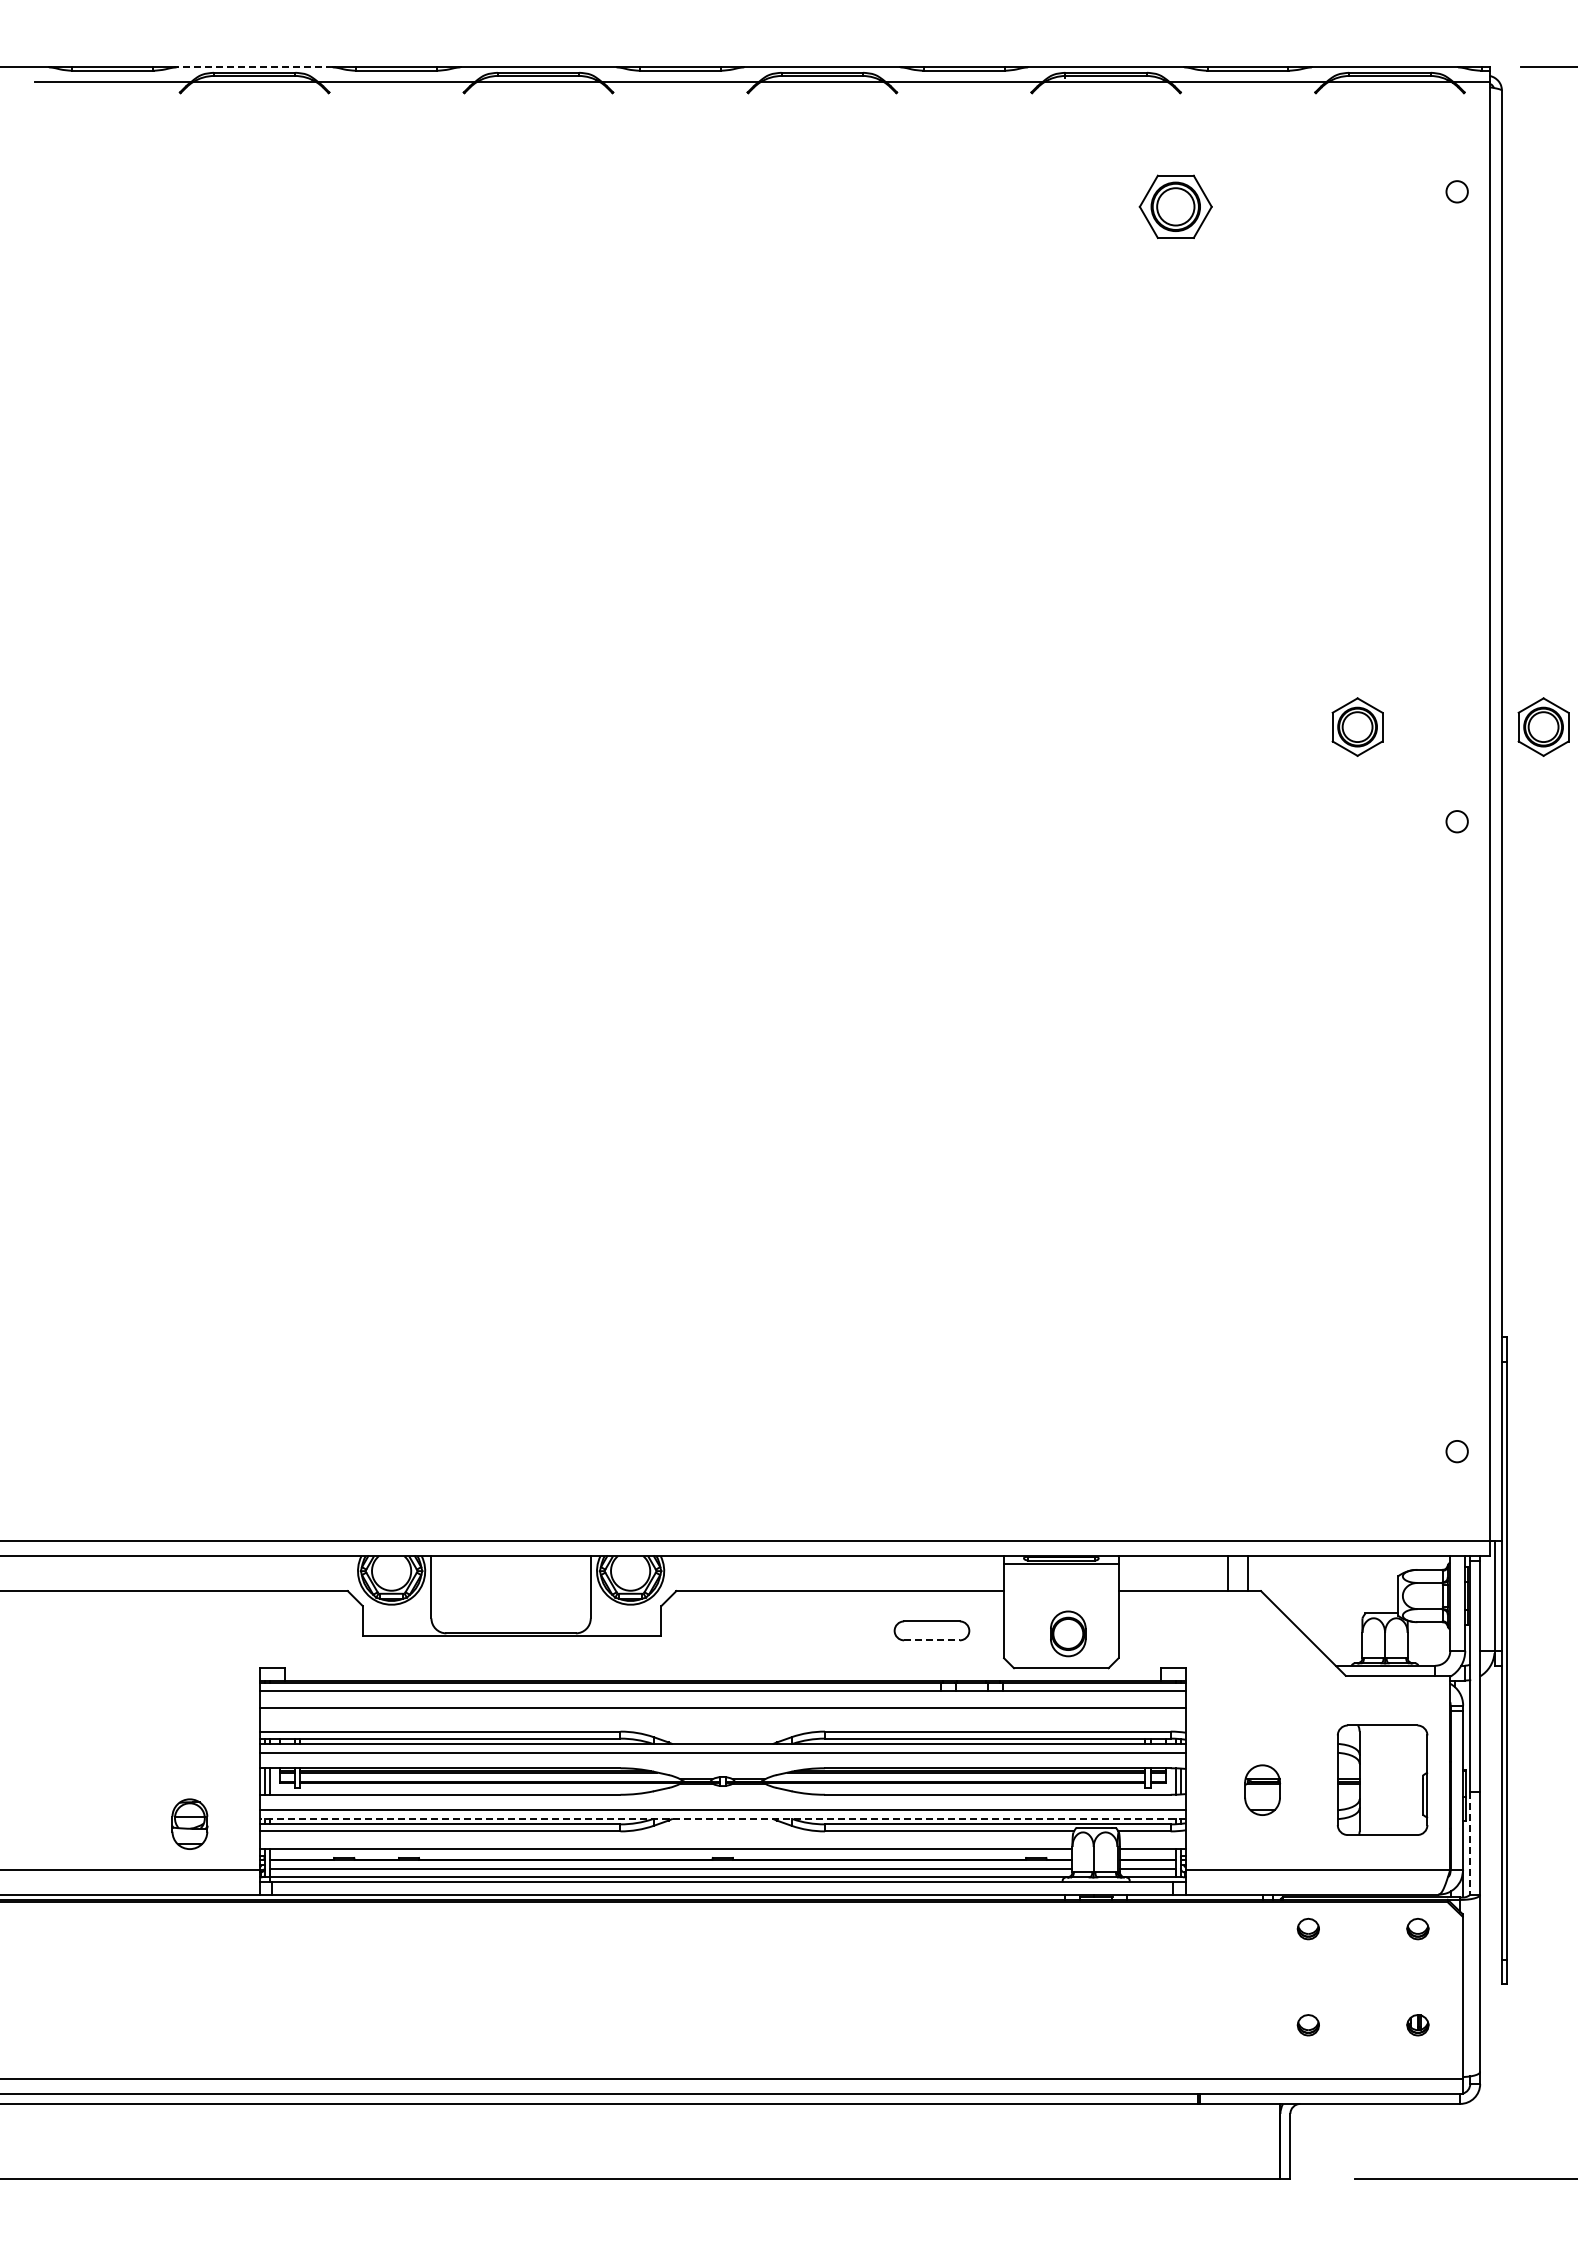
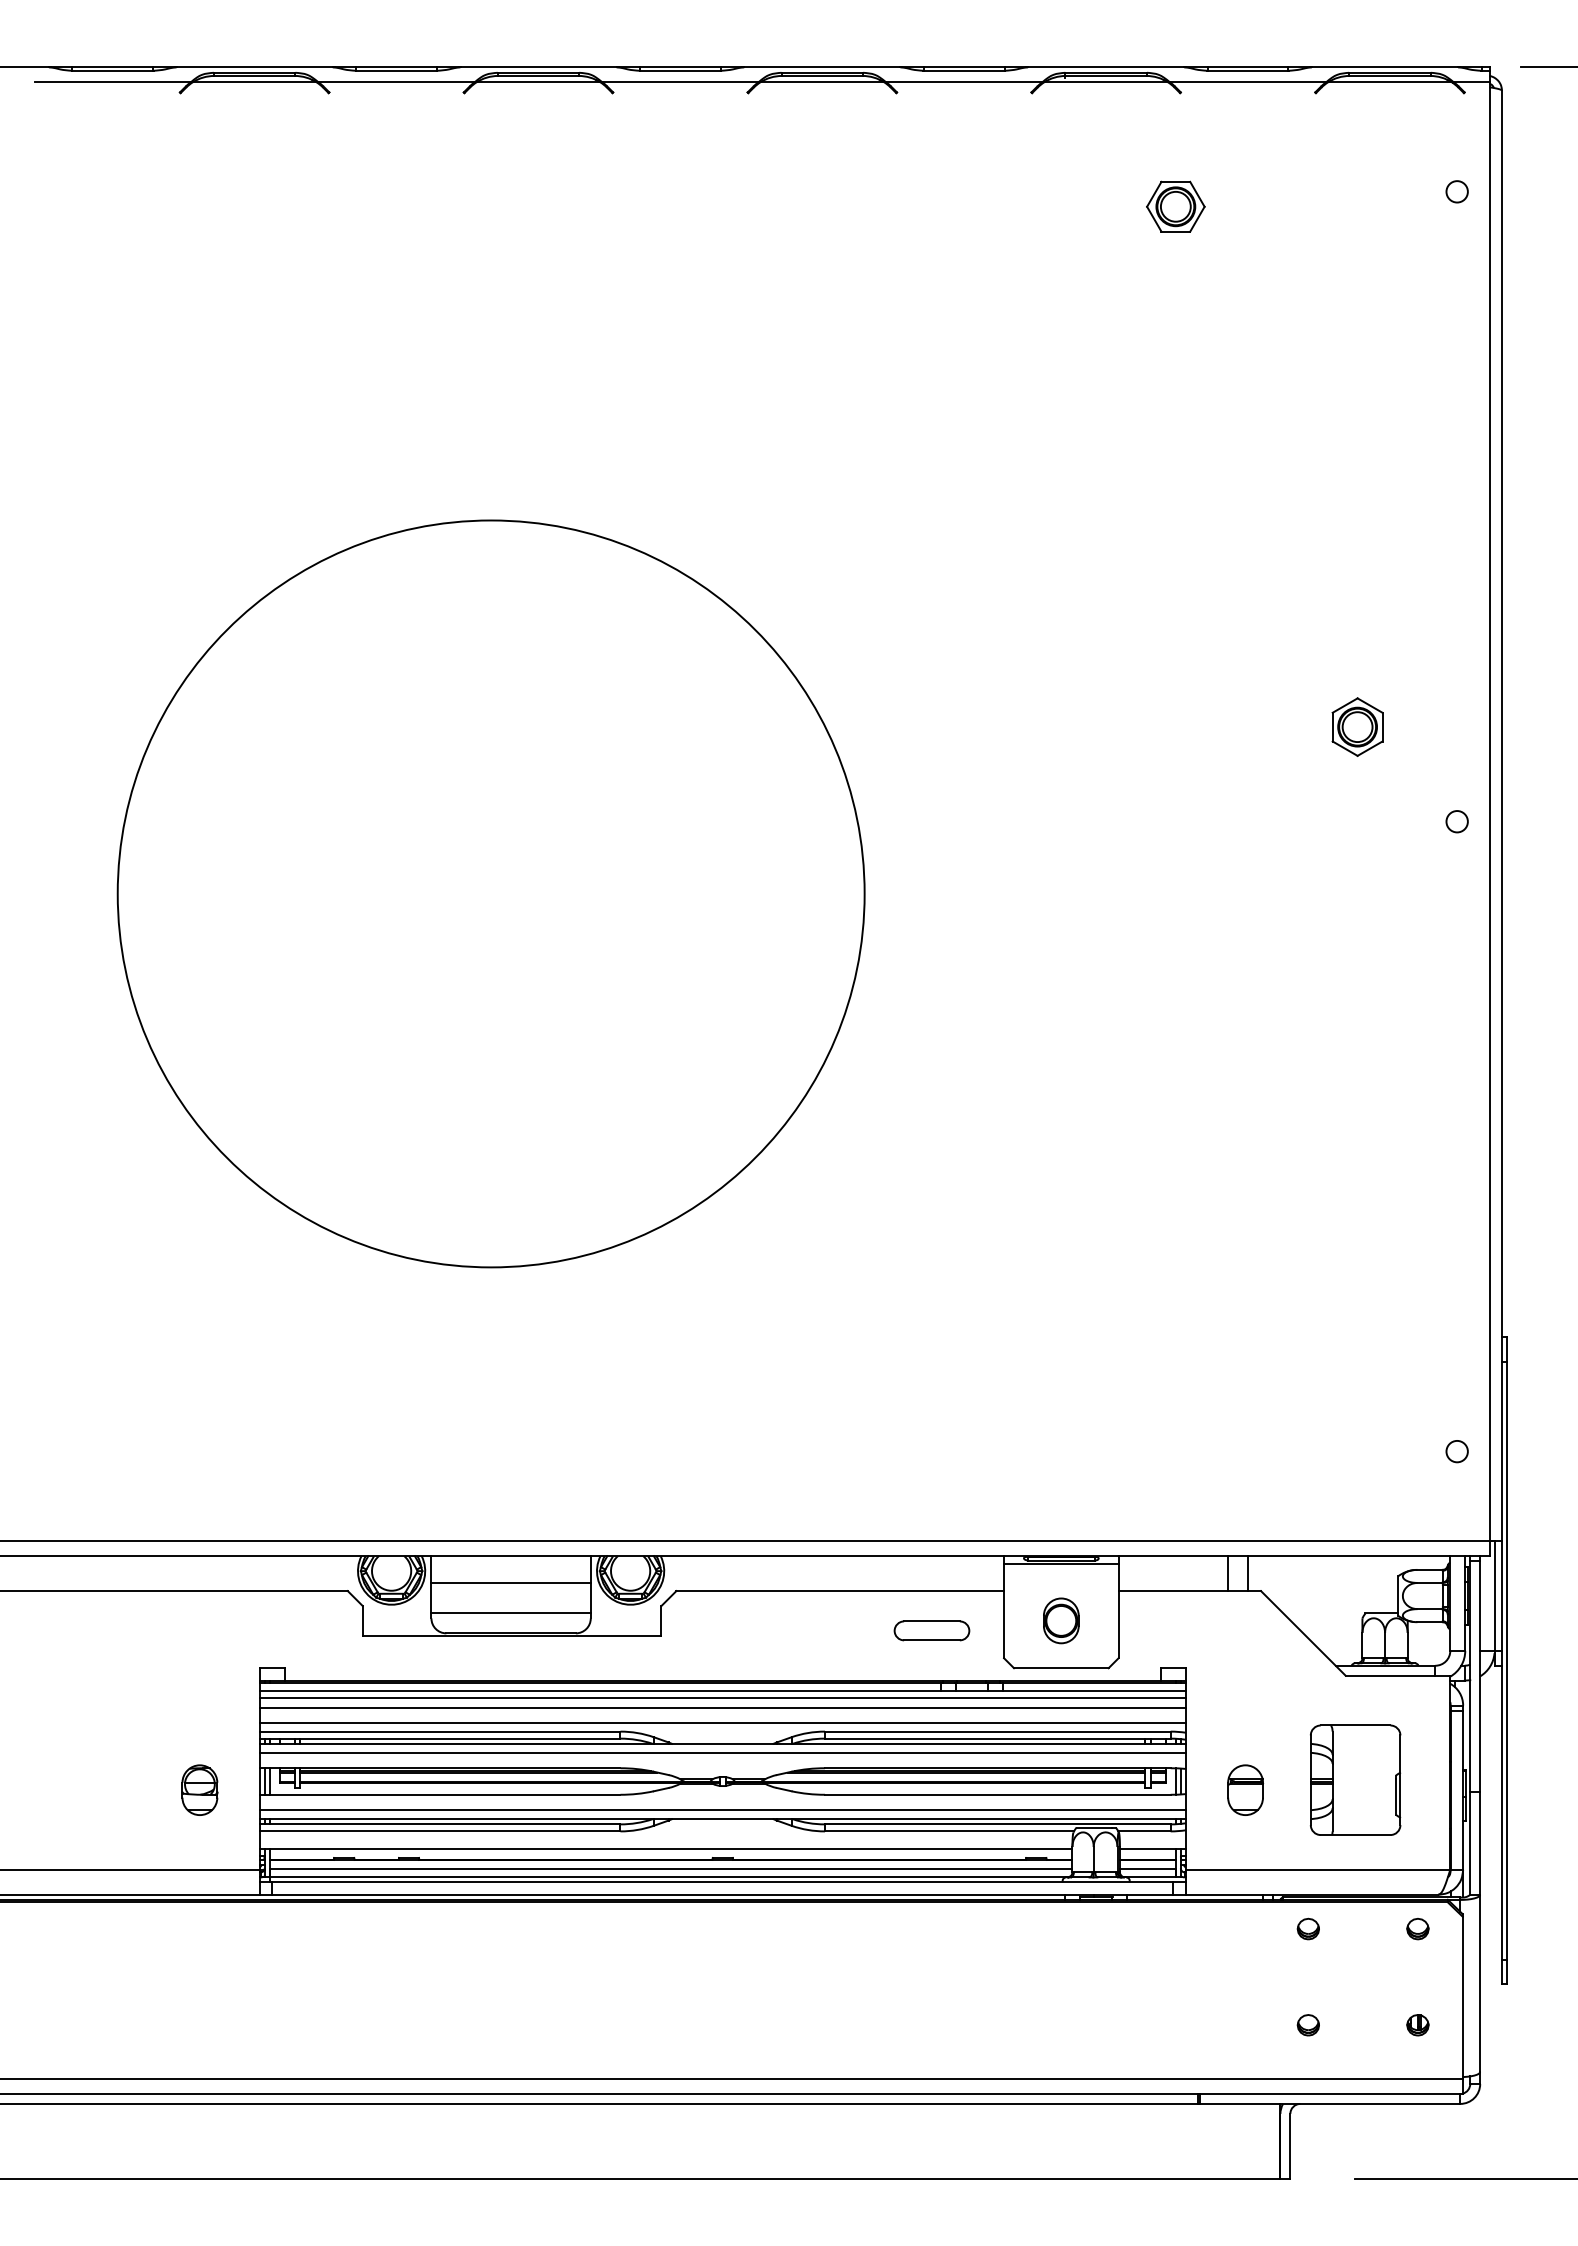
line: dashed -> solid (254, 67)
part size: 75x65 px -> 60x53 px (1175, 206)
part: present -> none (1543, 726)
circle: none -> present (490, 893)
line: none -> present (510, 1582)
line: none -> present (510, 1612)
part position: (1068, 1633) -> (1061, 1620) (1061, 1620)
line: dashed -> solid (931, 1640)
line: none -> present (722, 1698)
line: none -> present (722, 1723)
part position: (1382, 1779) -> (1355, 1779) (1355, 1779)
part position: (1262, 1789) -> (1245, 1789) (1245, 1789)
line: dashed -> solid (722, 1819)
part position: (189, 1823) -> (199, 1789) (199, 1789)
line: dashed -> solid (1470, 1843)
